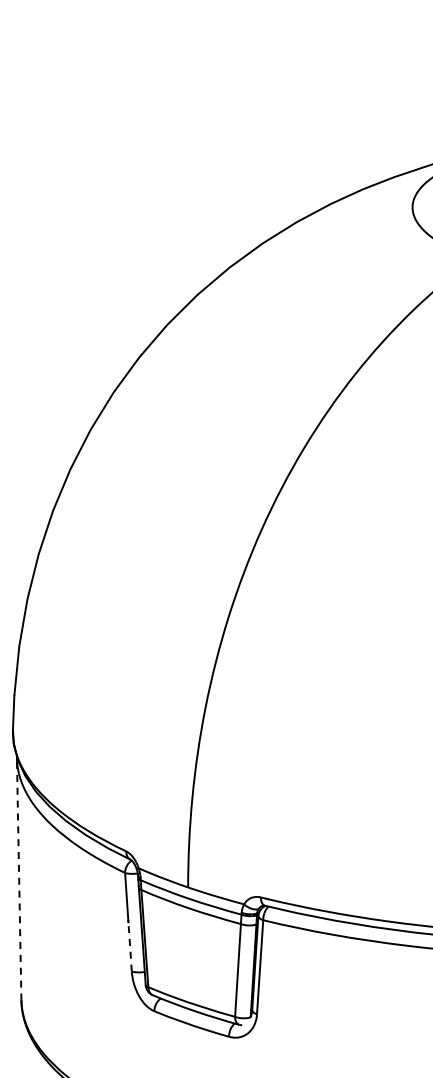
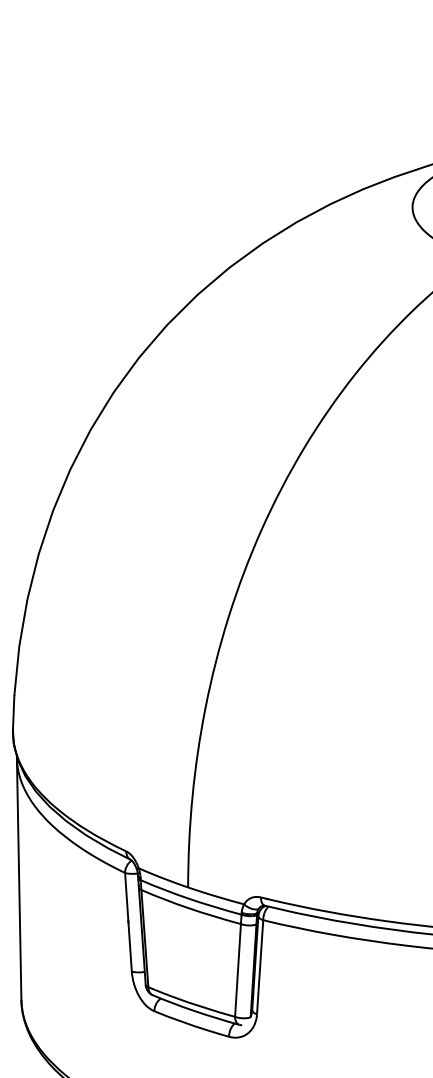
line: dashed -> solid (19, 878)
line: dashed -> solid (130, 946)
